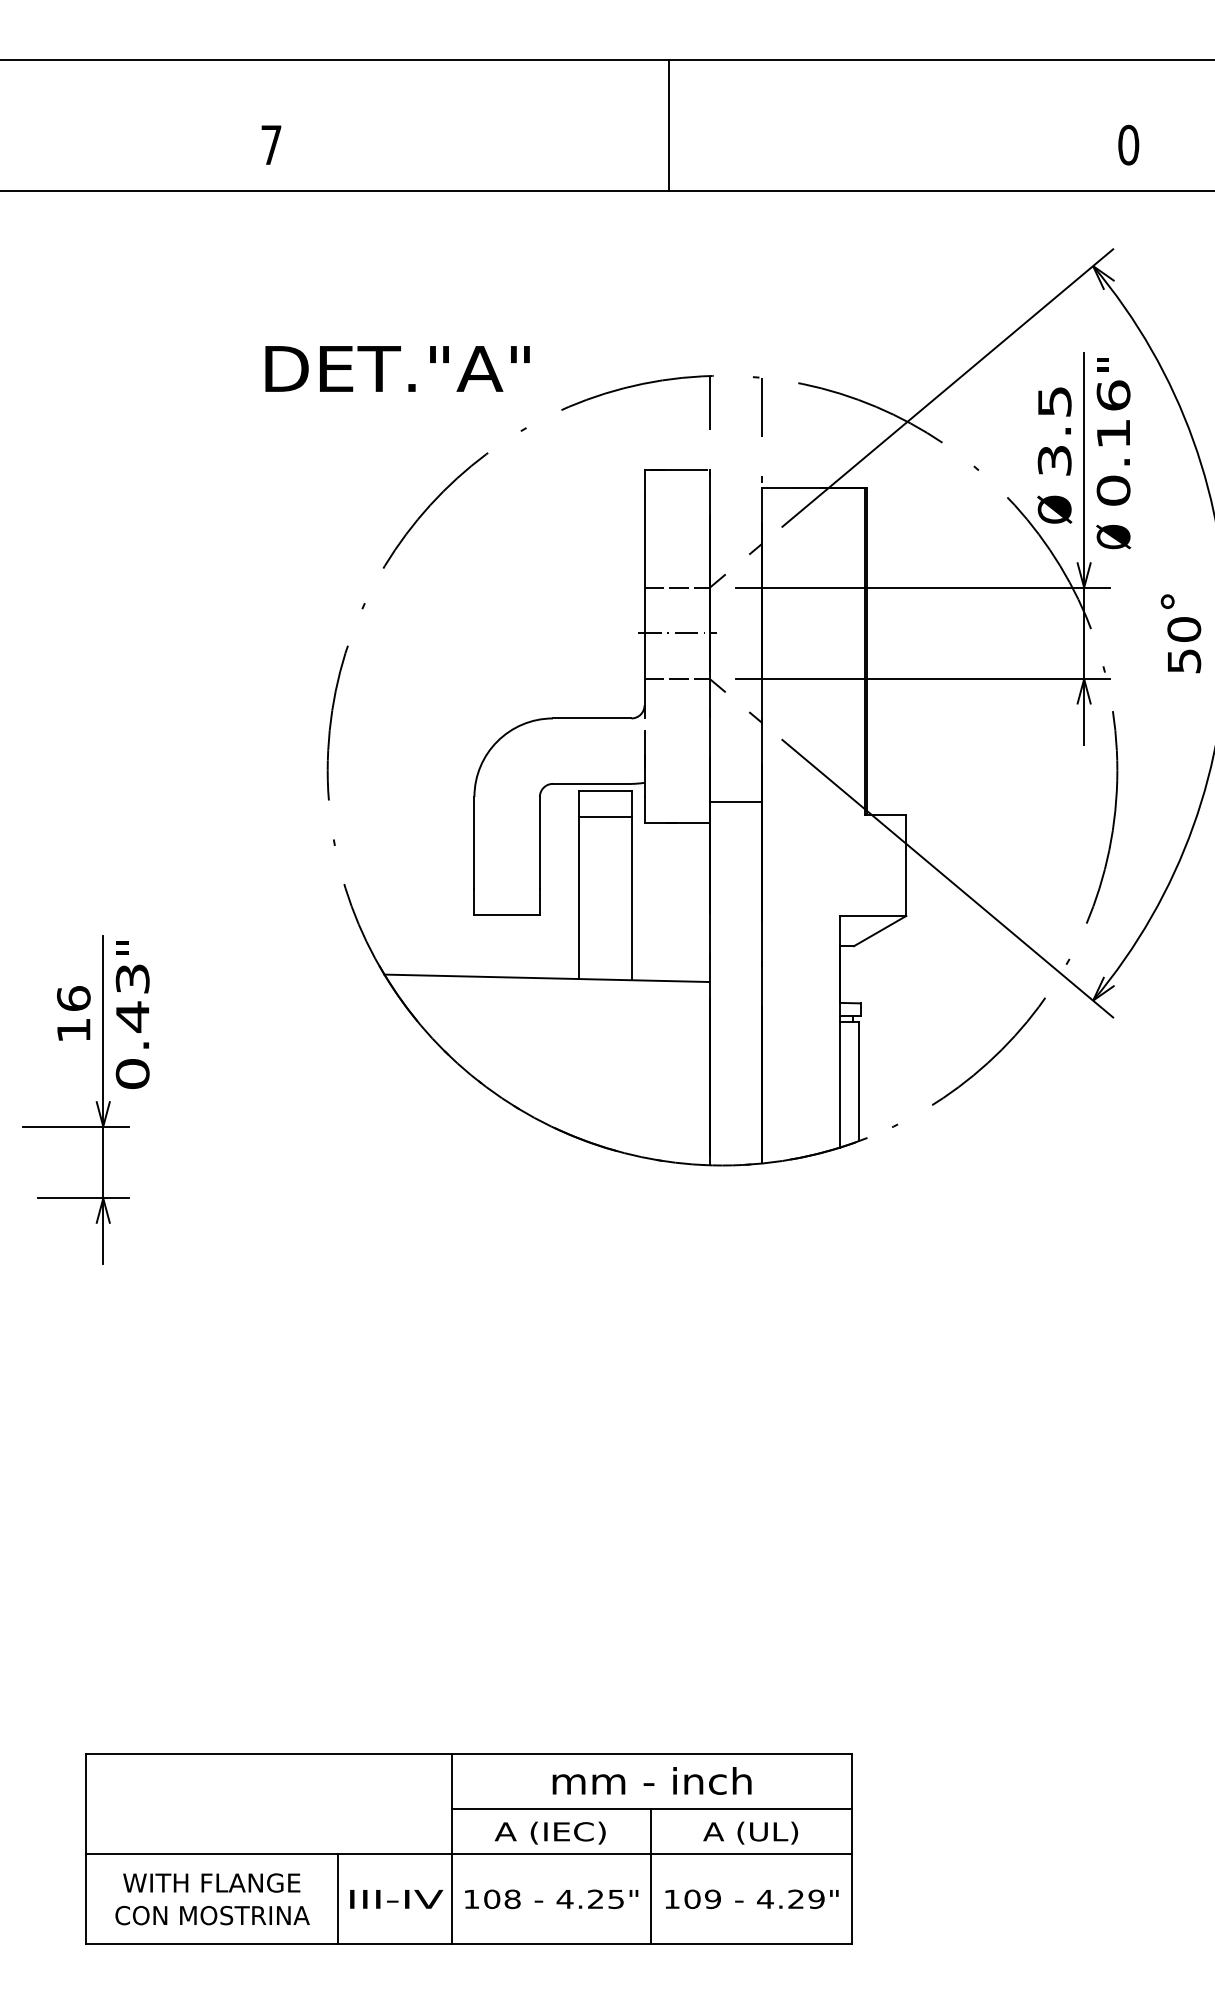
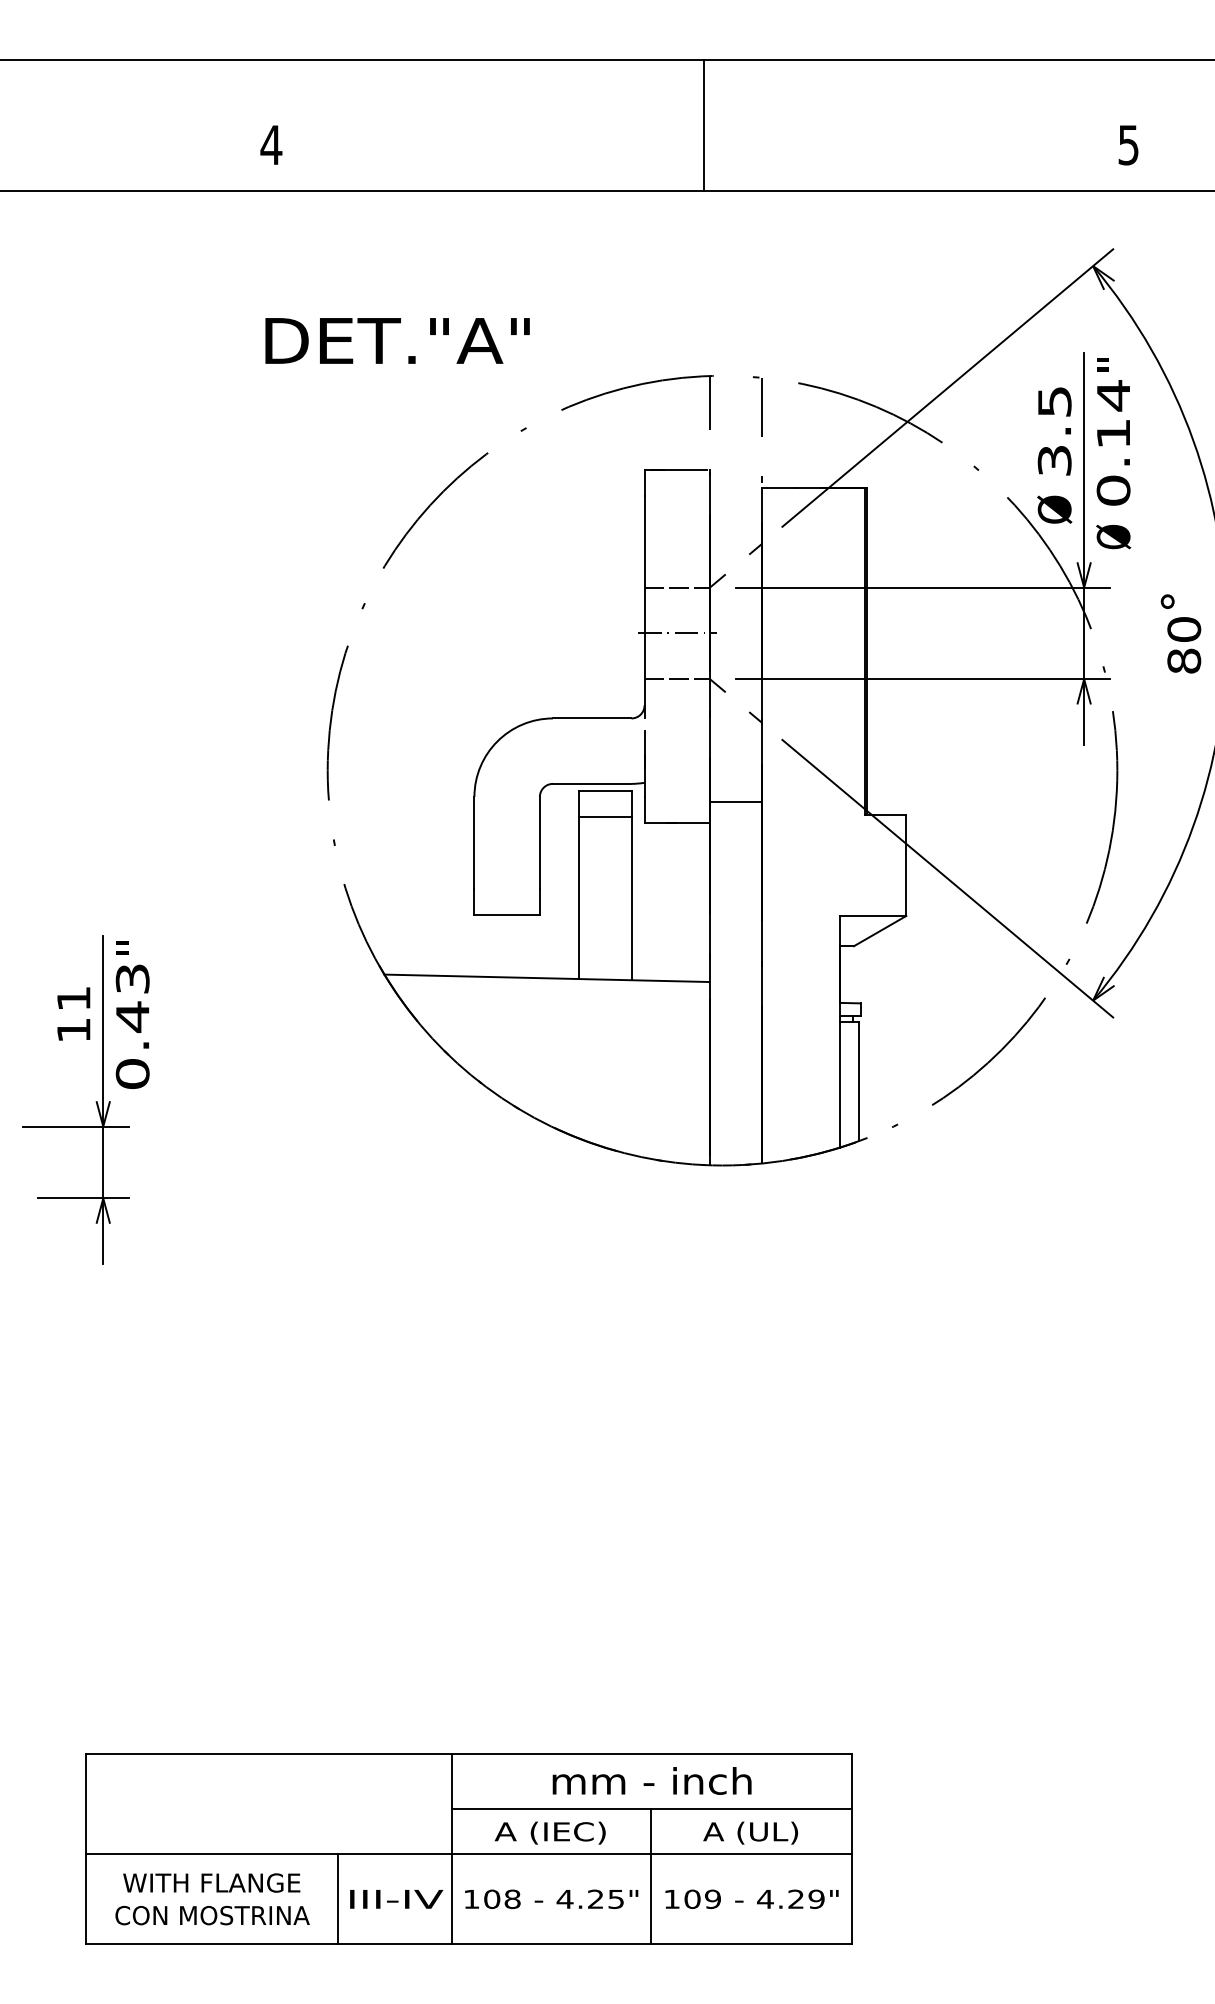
line position: (668, 125) -> (703, 125) (703, 125)
text: 7 -> 4 (271, 144)
text: 0 -> 5 (1128, 144)
text position: (397, 368) -> (397, 340) (397, 340)
text: 0.16 -> 0.14 (1113, 395)
text: 50 -> 80 (1184, 660)
text: 16 -> 11 (73, 998)
